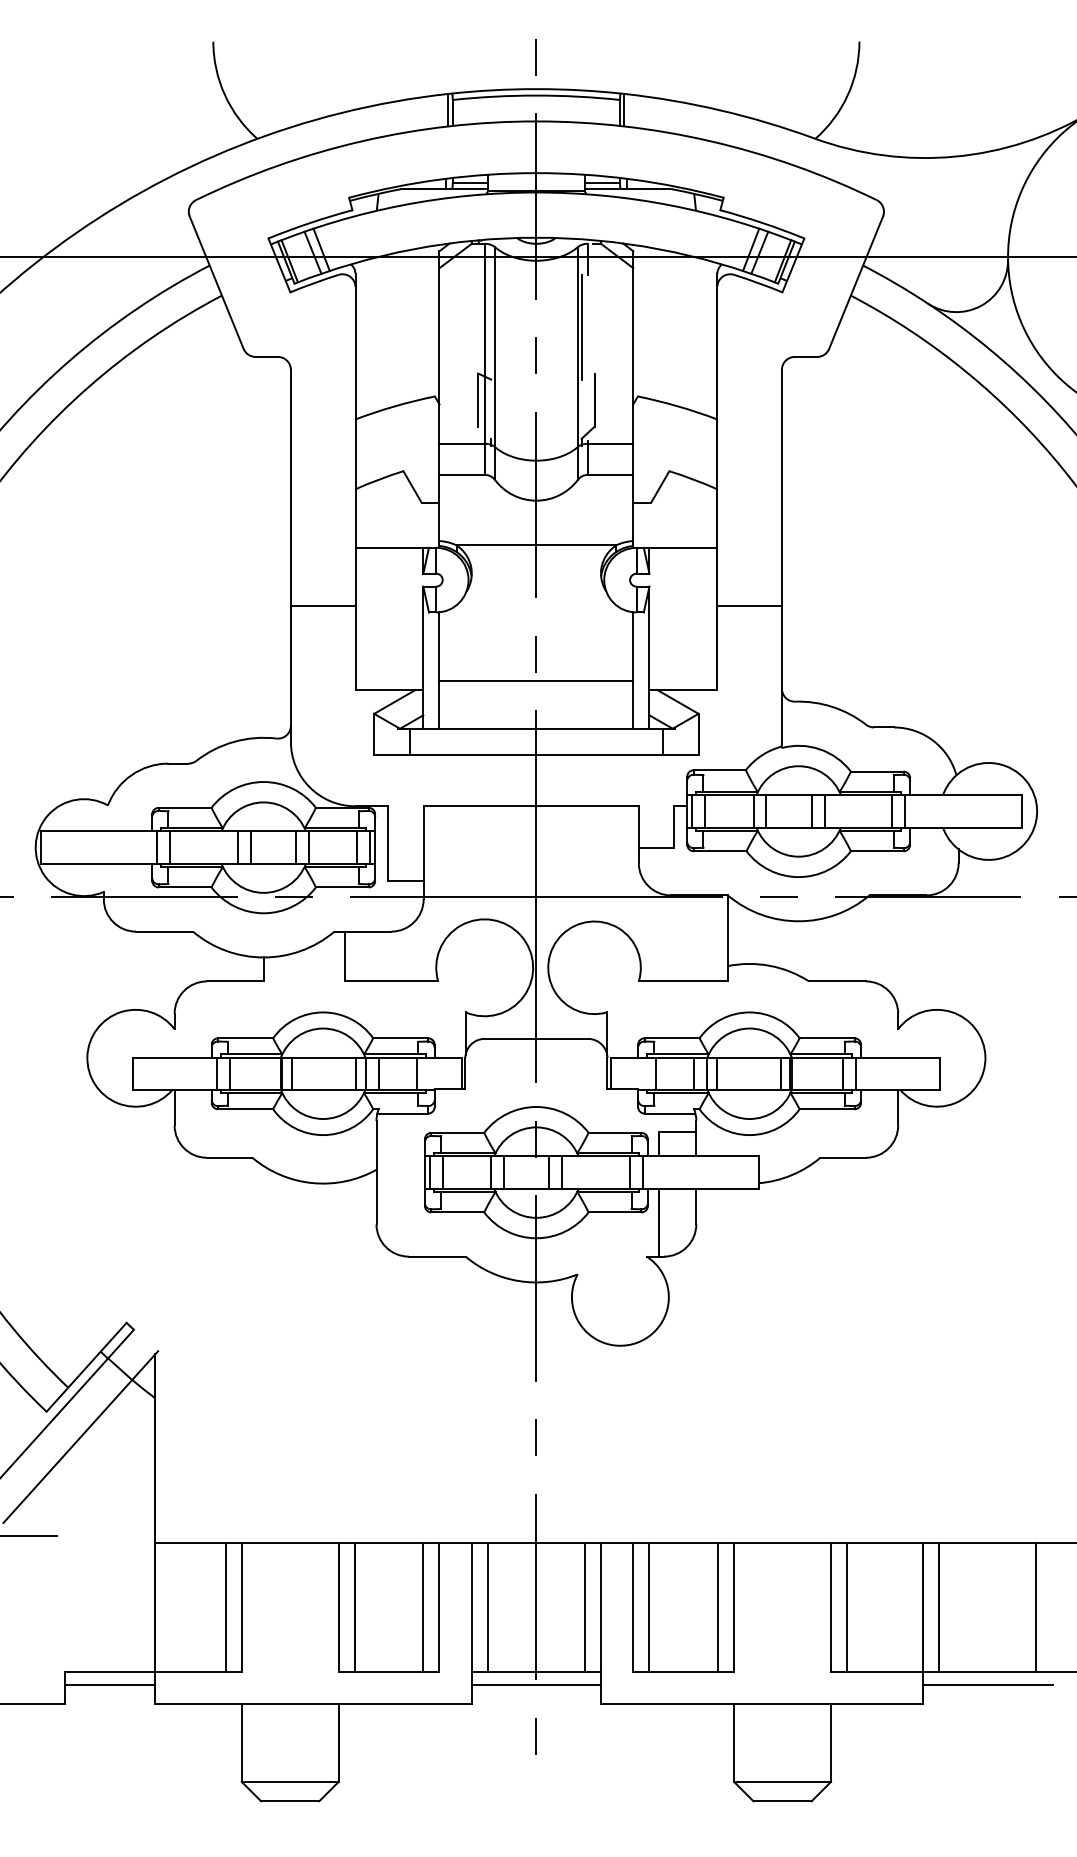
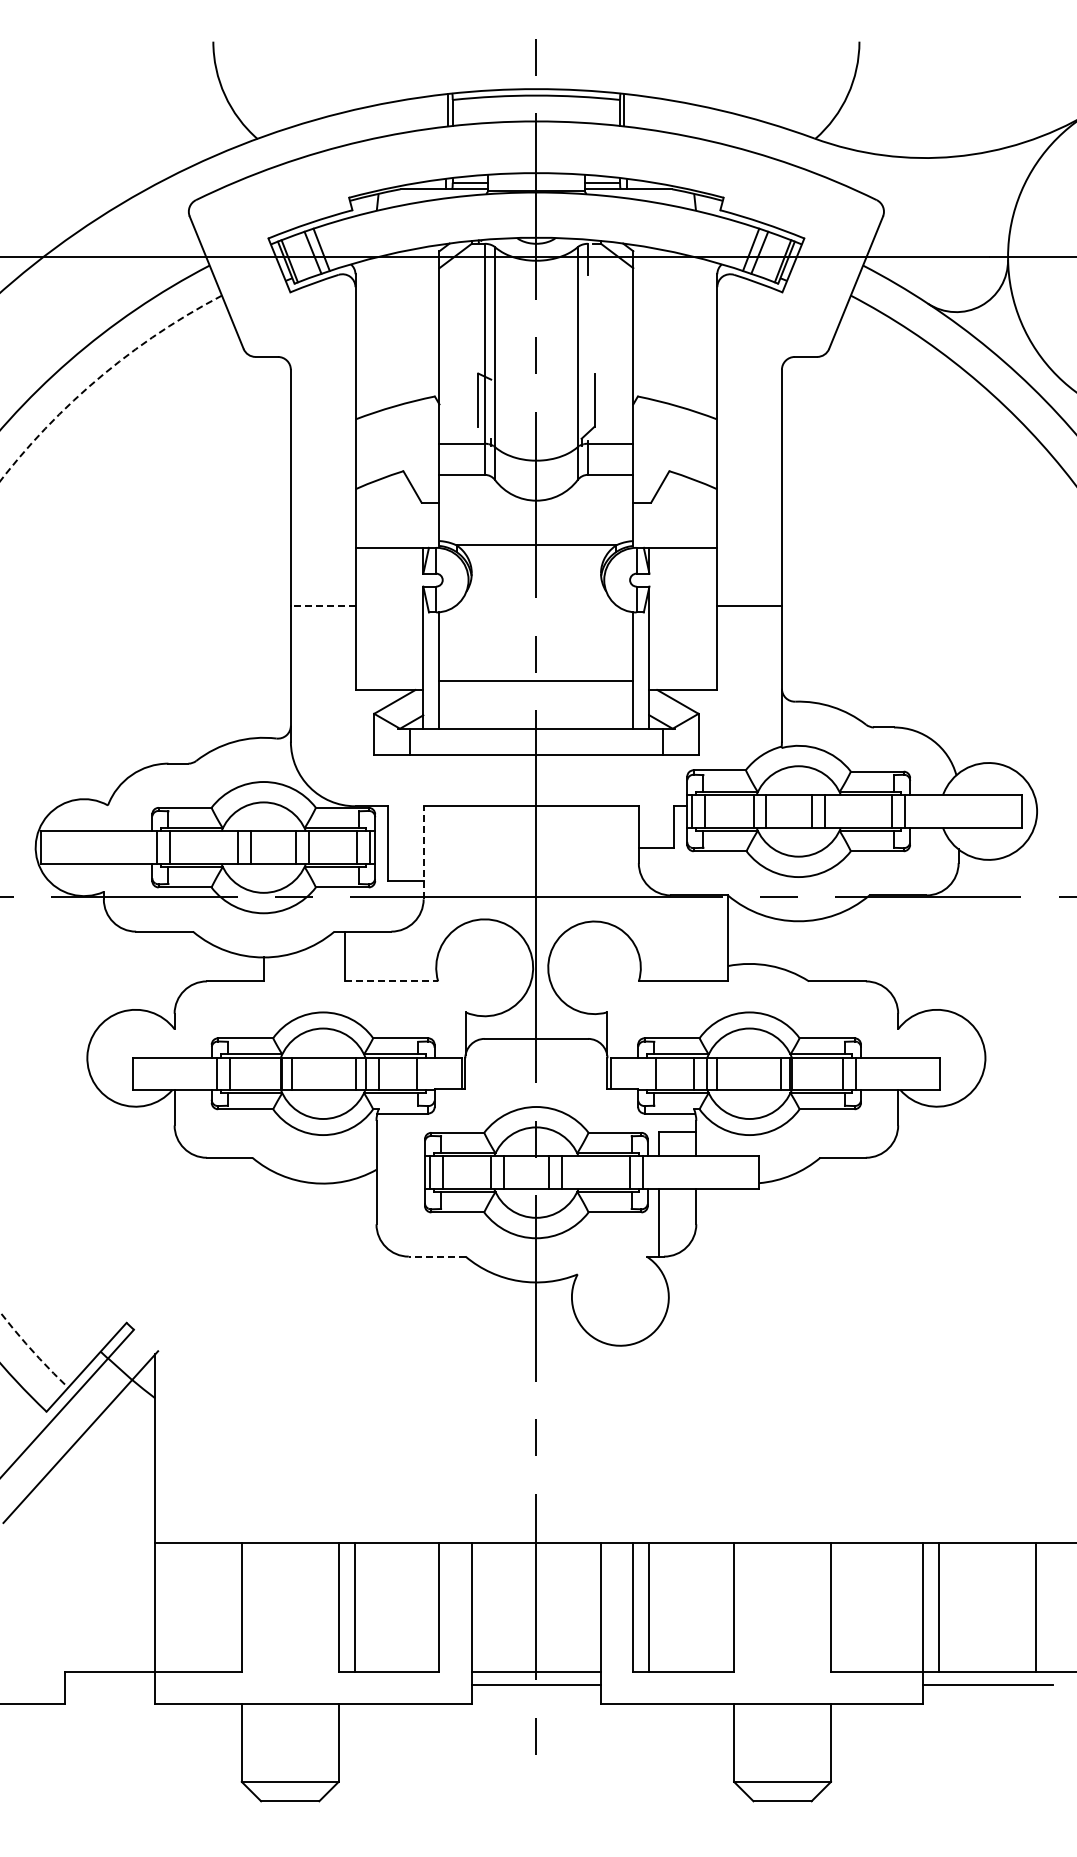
line: present -> none (581, 327)
arc: solid -> dashed (64, 409)
line: solid -> dashed (322, 606)
line: solid -> dashed (423, 852)
line: solid -> dashed (391, 981)
line: solid -> dashed (436, 1256)
line: present -> none (30, 1536)
line: present -> none (225, 1607)
line: present -> none (423, 1607)
line: present -> none (487, 1607)
line: present -> none (584, 1607)
line: present -> none (717, 1607)
line: present -> none (847, 1607)
line: present -> none (109, 1684)
